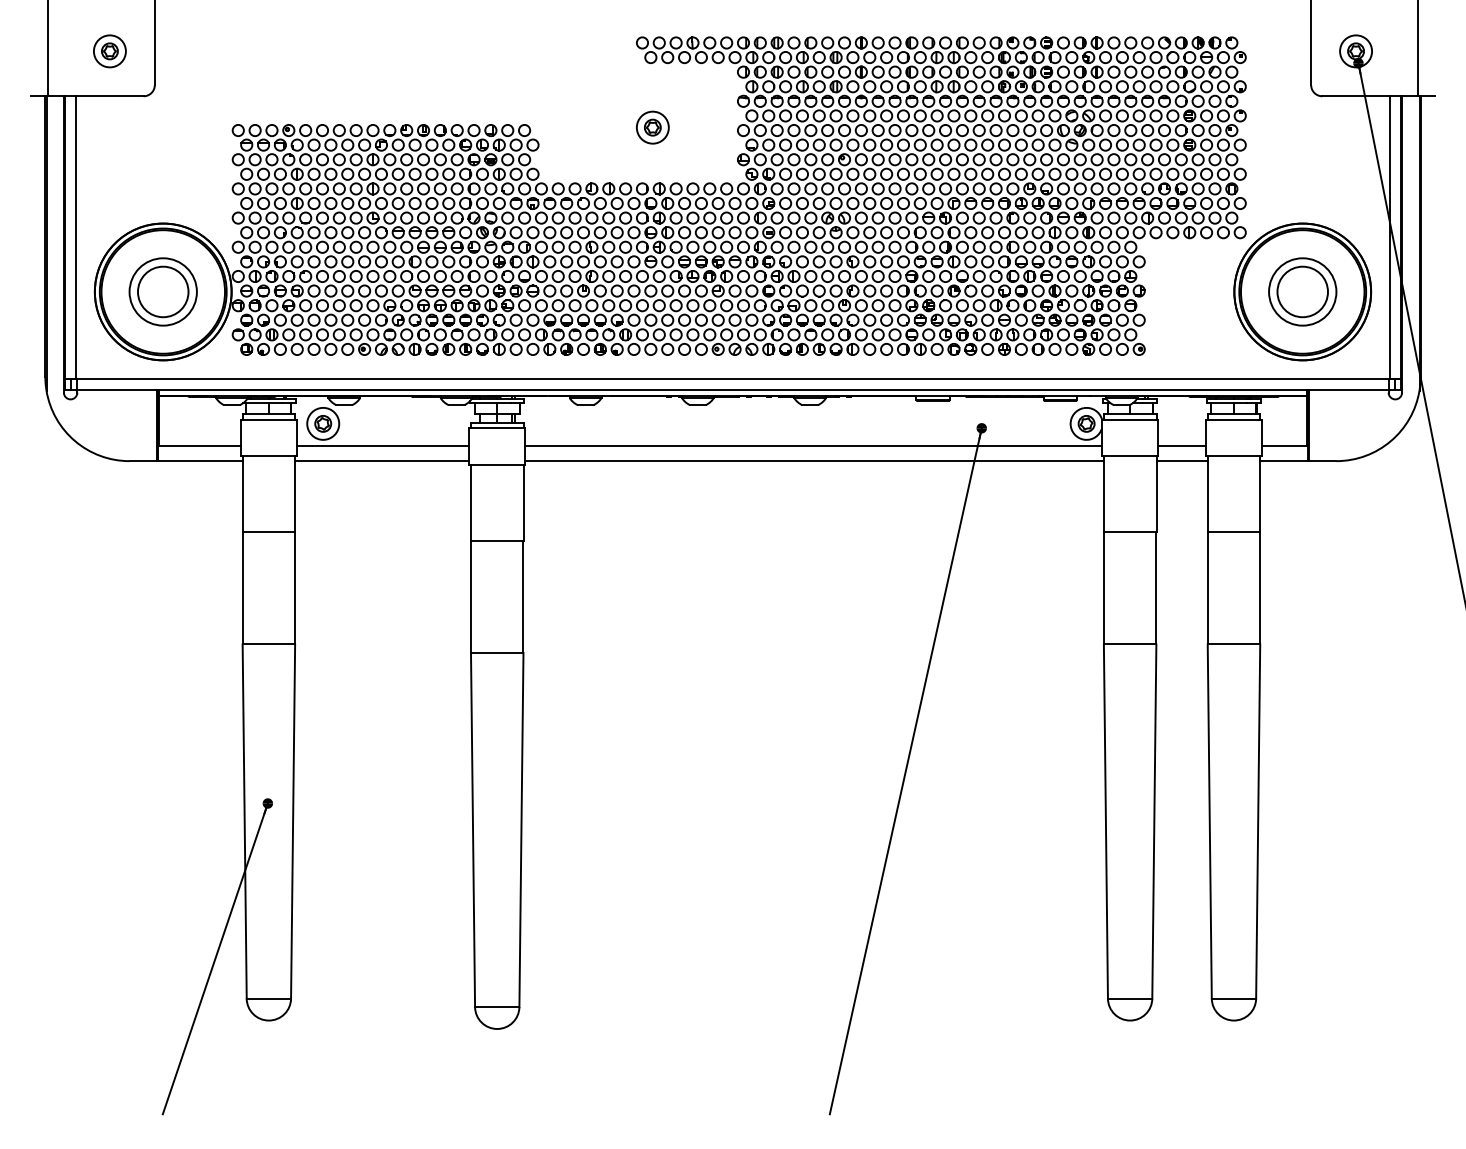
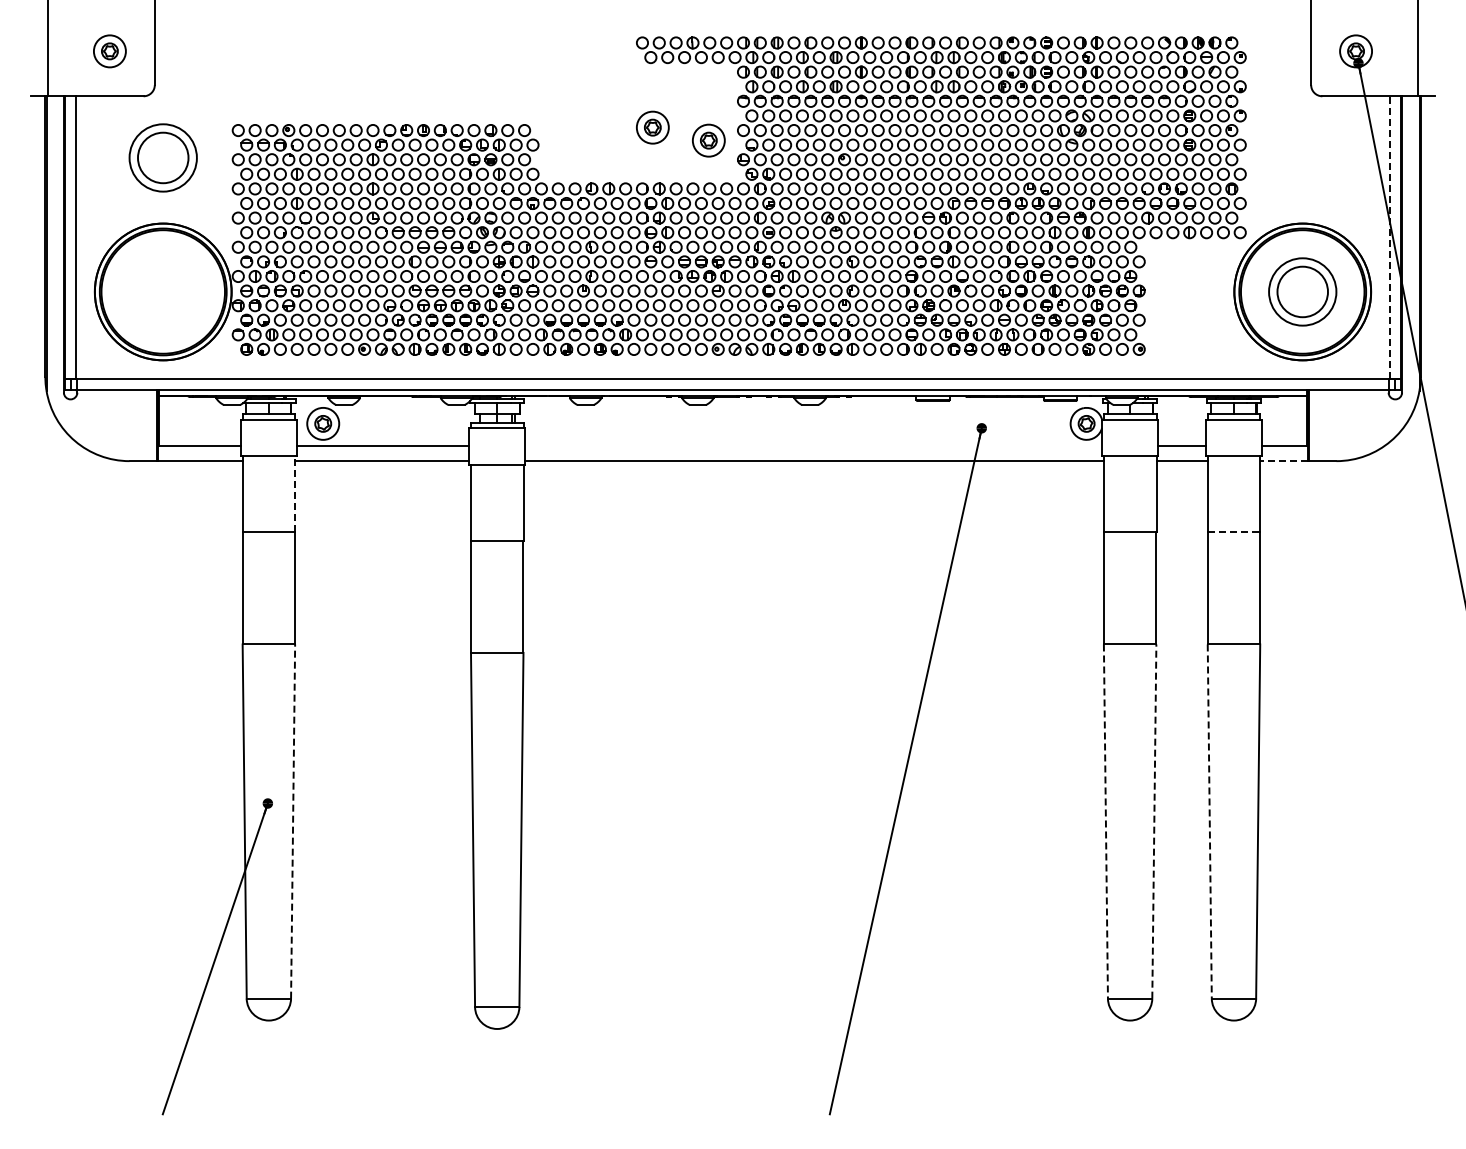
part: none -> present (708, 140)
line: solid -> dashed (1389, 237)
part position: (162, 291) -> (162, 157) (162, 157)
line: present -> none (813, 446)
line: solid -> dashed (1284, 461)
line: solid -> dashed (295, 494)
line: solid -> dashed (1234, 532)
line: solid -> dashed (293, 821)
line: solid -> dashed (1154, 821)
line: solid -> dashed (1105, 822)
line: solid -> dashed (1209, 822)
